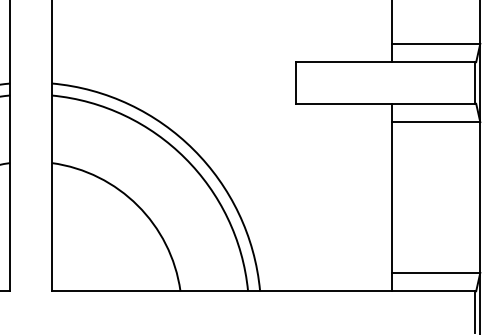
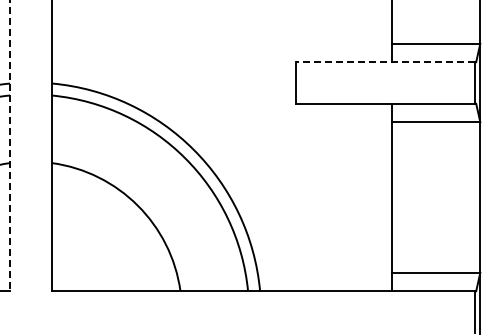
line: solid -> dashed (385, 62)
line: solid -> dashed (10, 146)
